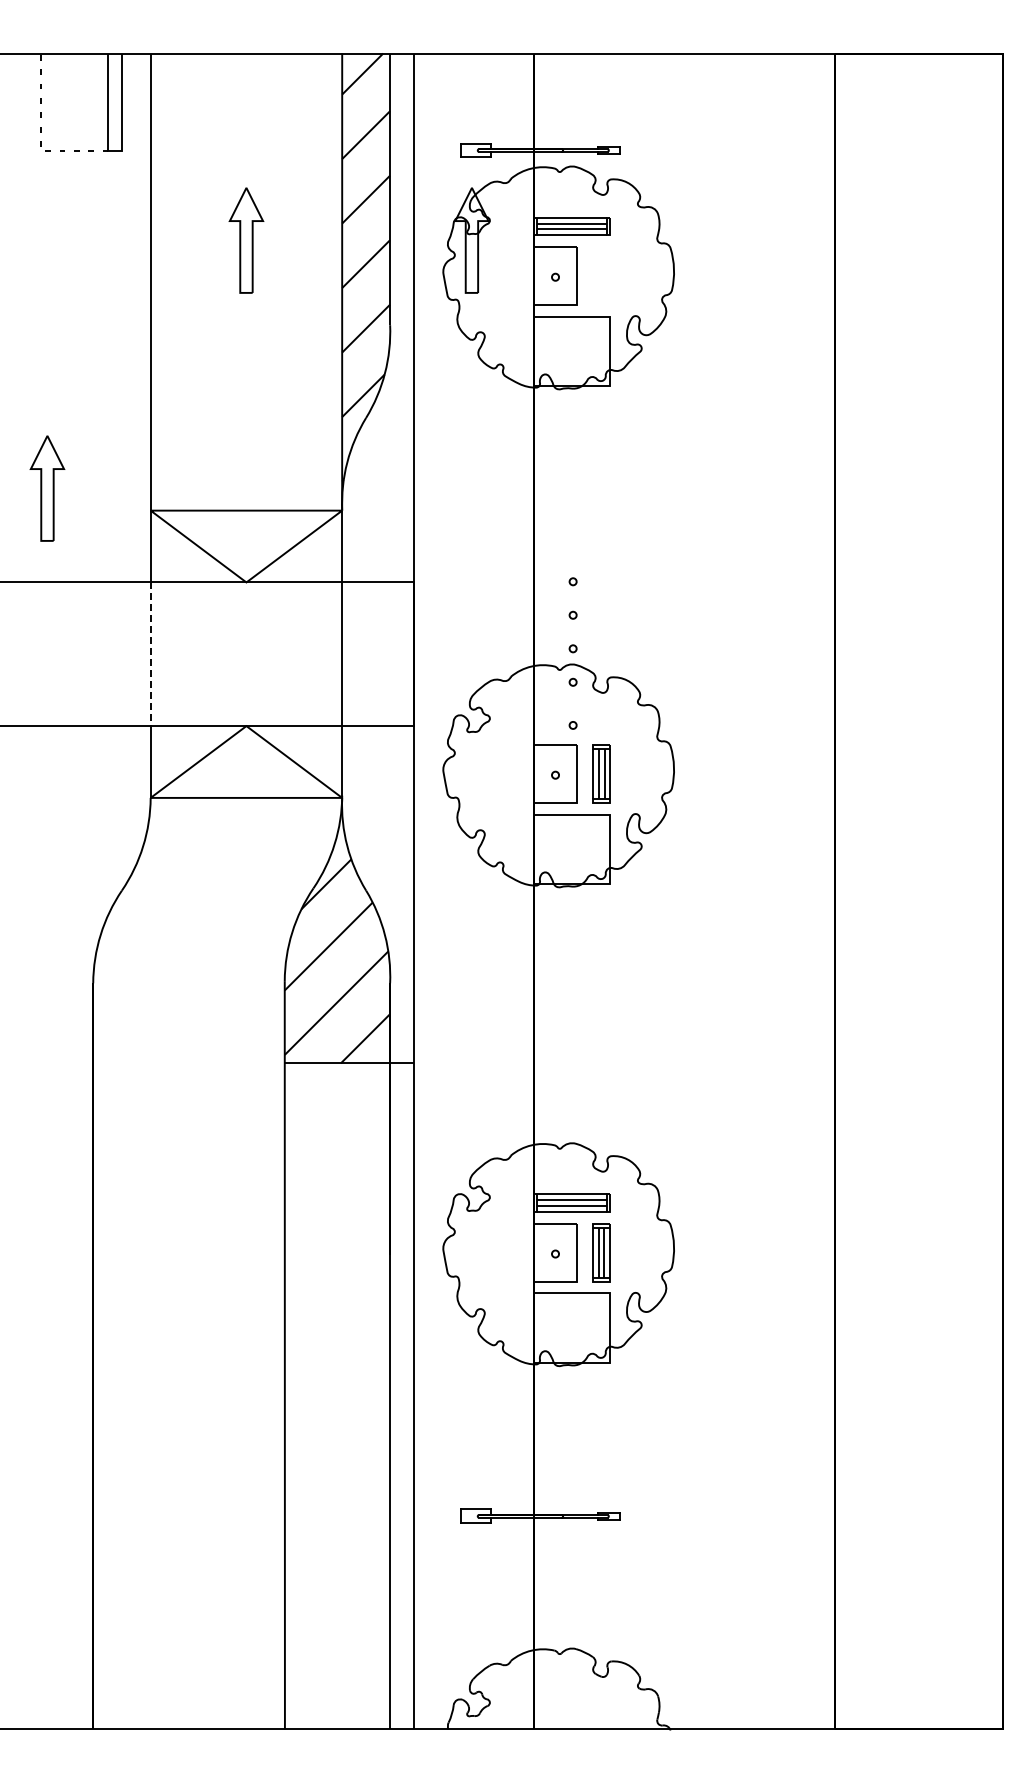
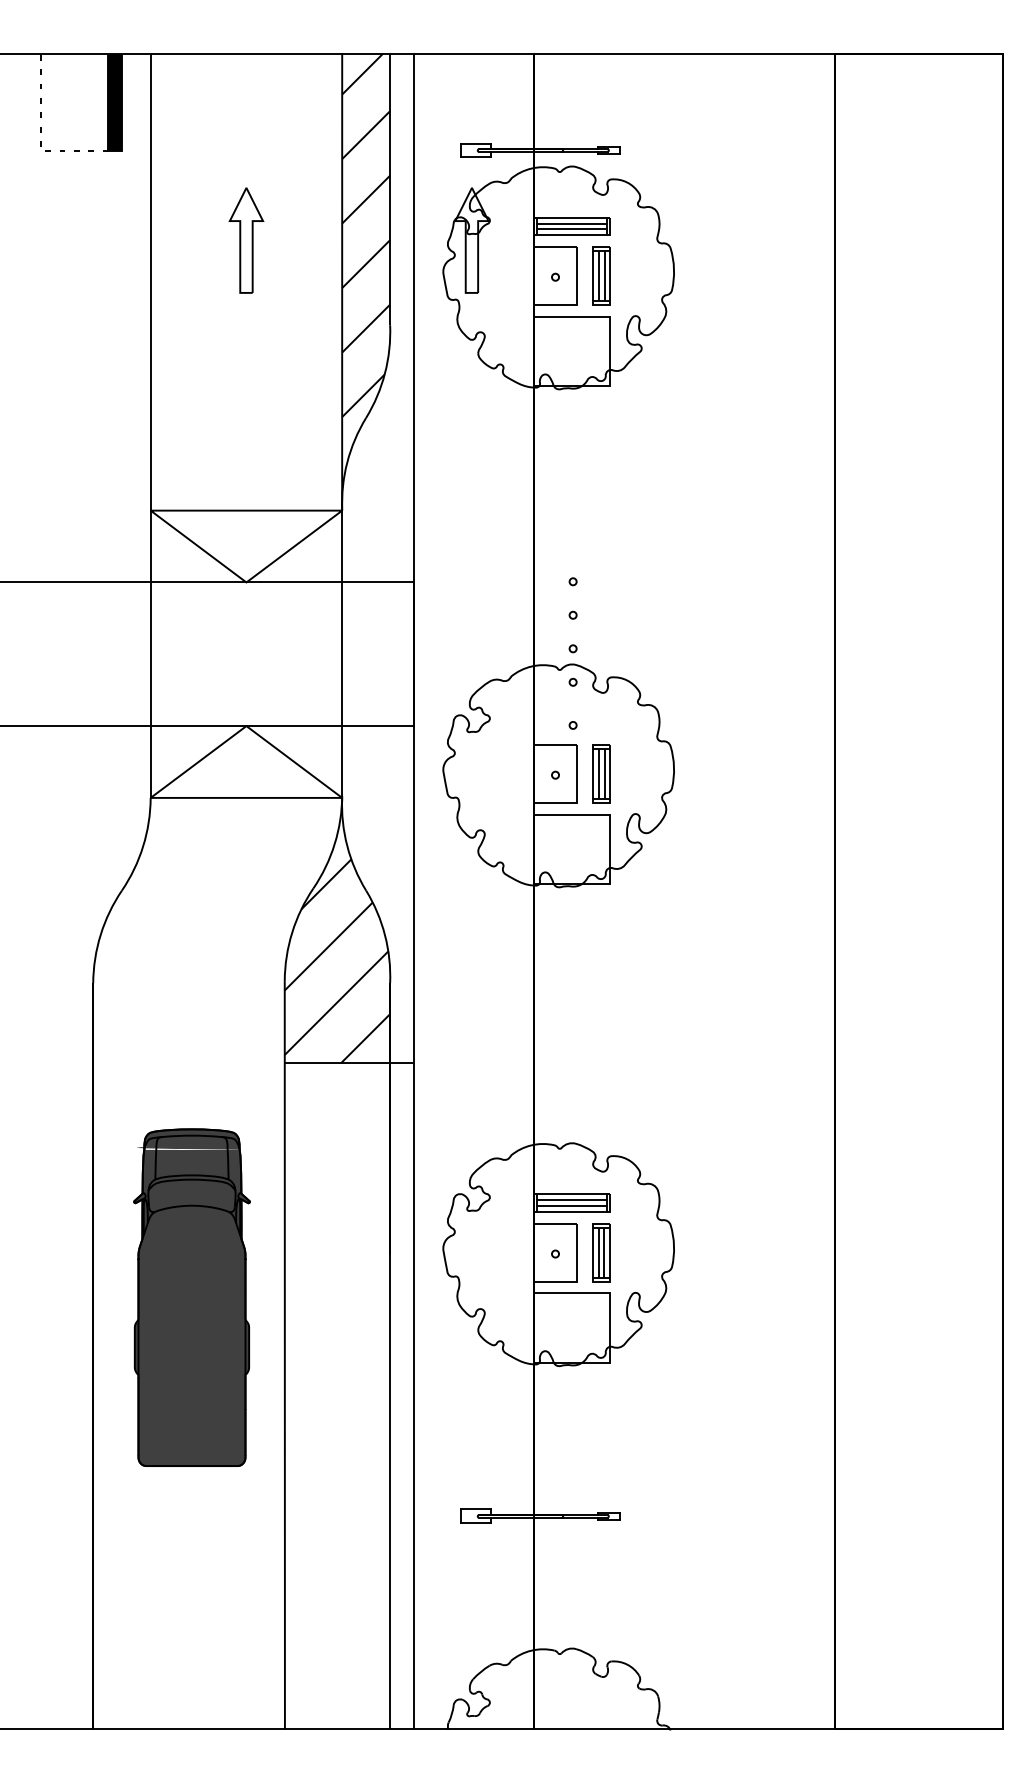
fill: none -> present (114, 101)
part: none -> present (601, 275)
part: present -> none (47, 488)
line: dashed -> solid (150, 654)
part: none -> present (191, 1297)
